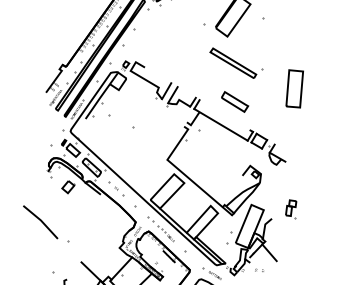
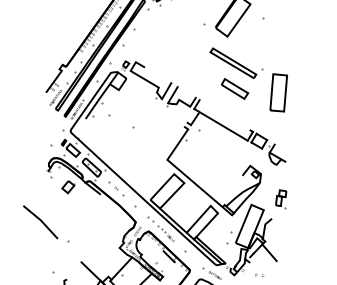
part position: (294, 88) -> (278, 92) (278, 92)
part position: (235, 101) -> (235, 88) (235, 88)
part position: (291, 209) -> (281, 199) (281, 199)
text position: (259, 269) -> (259, 274) (259, 274)
